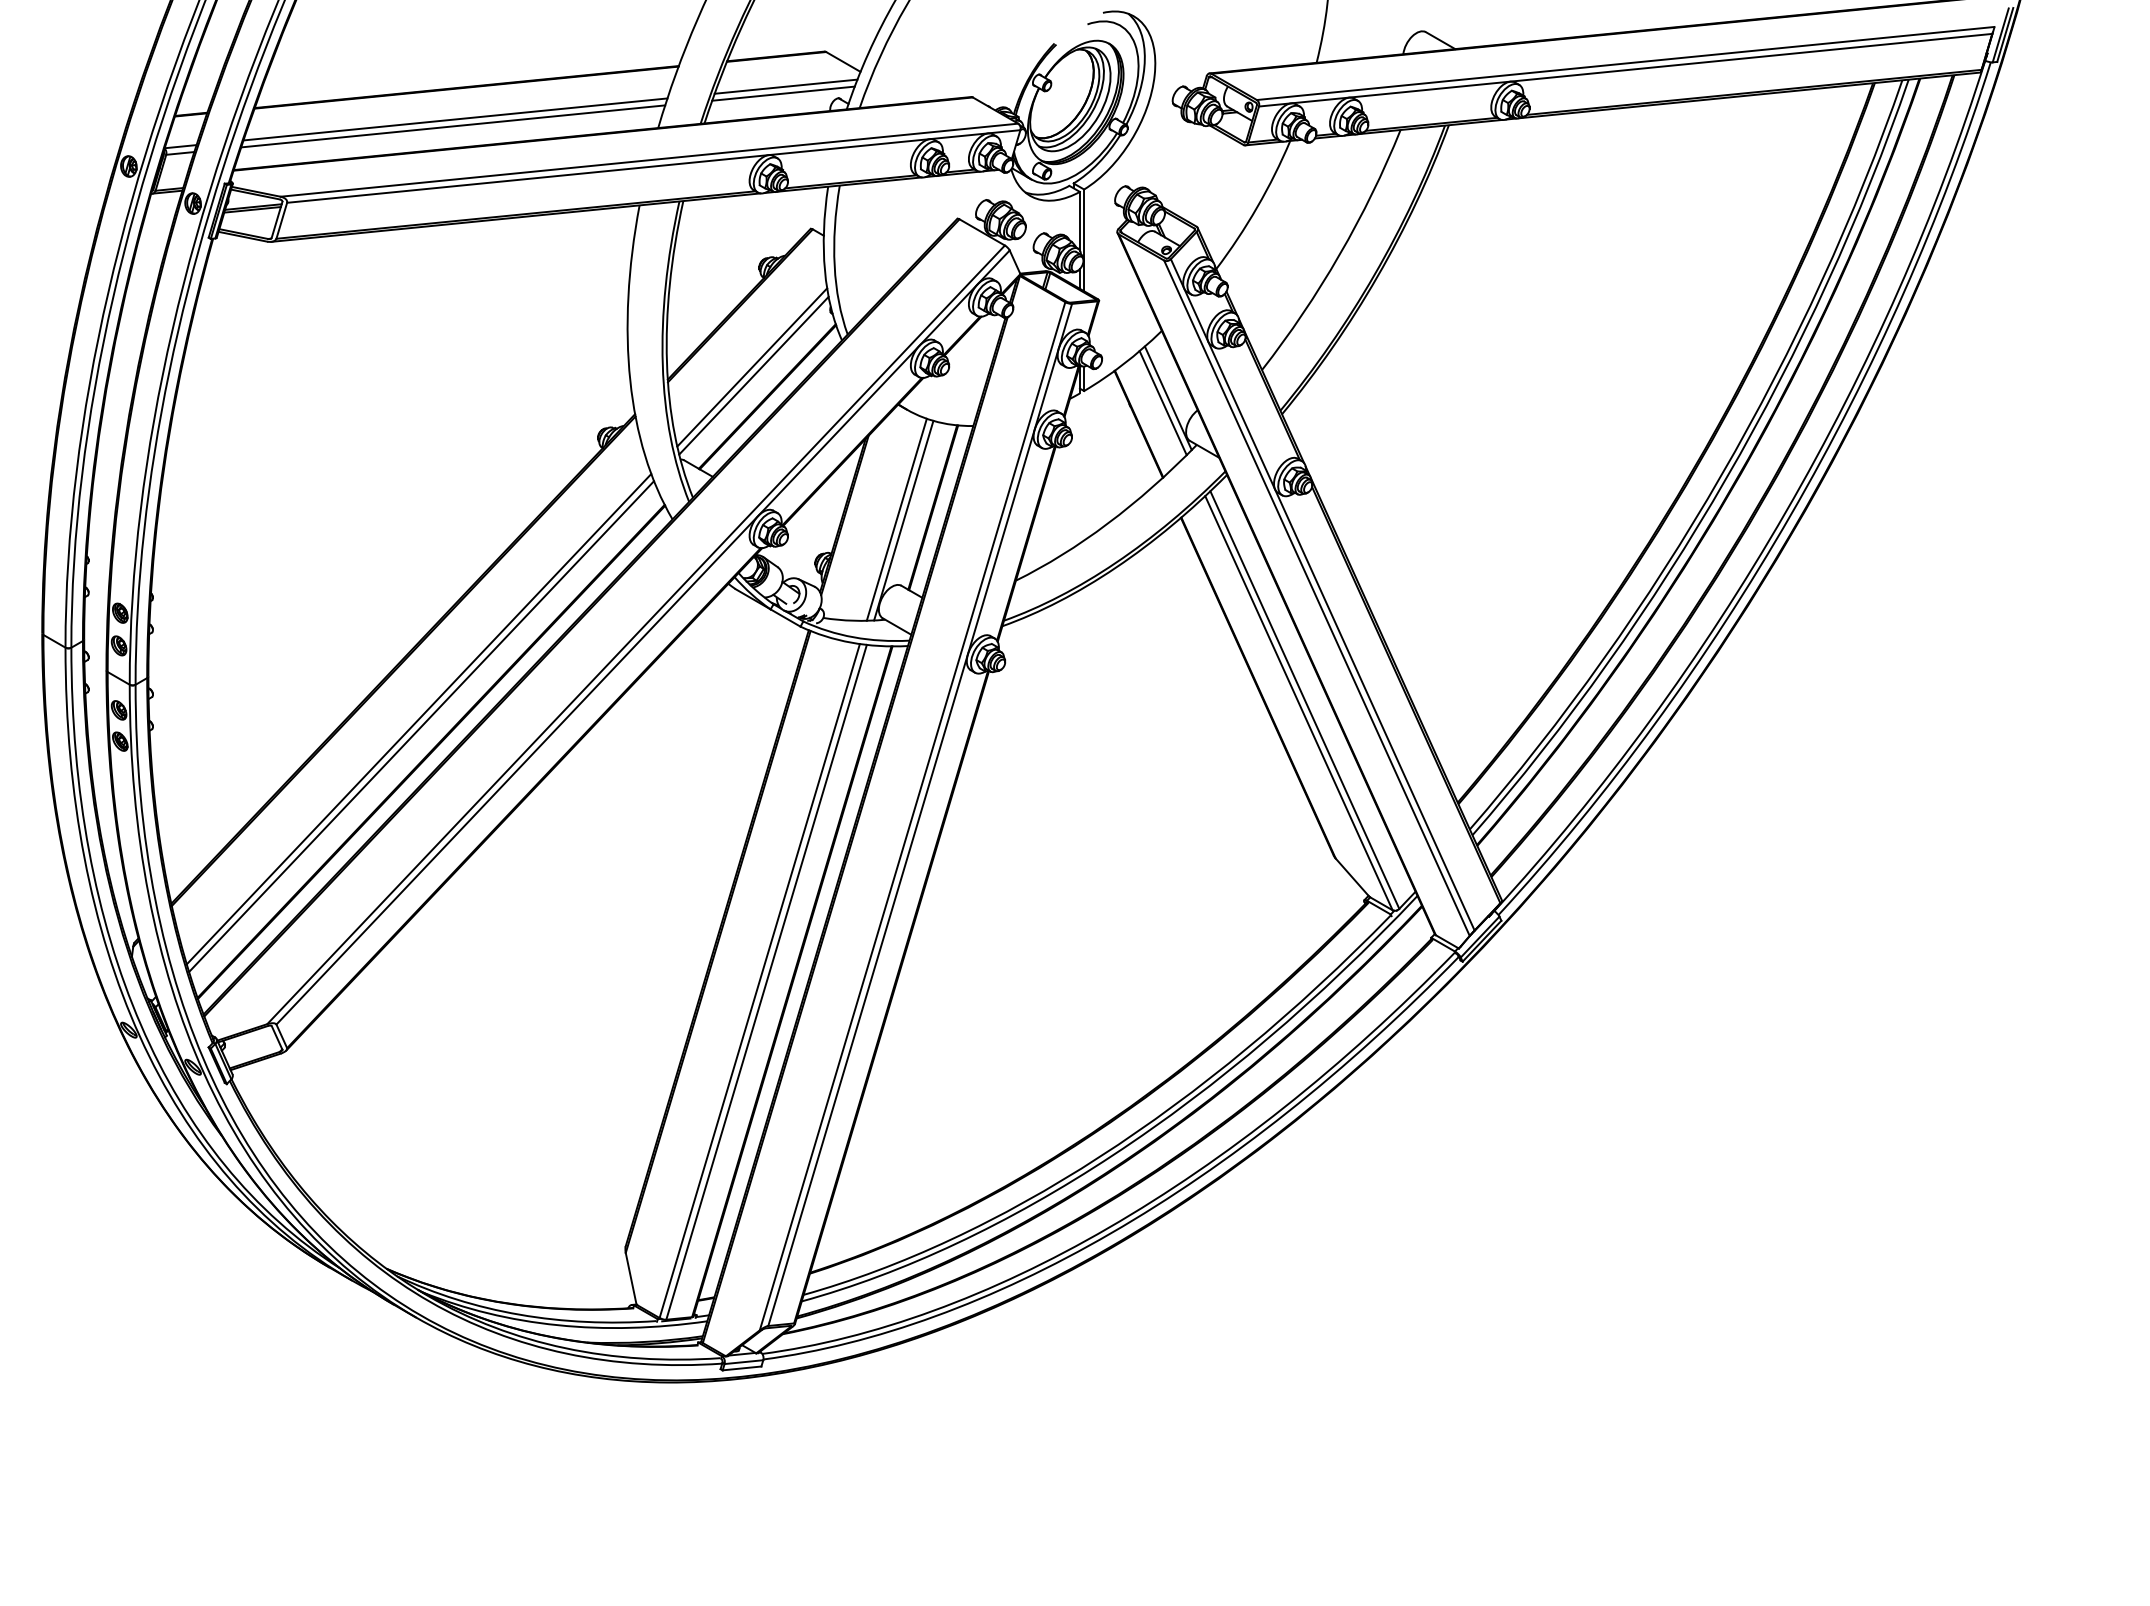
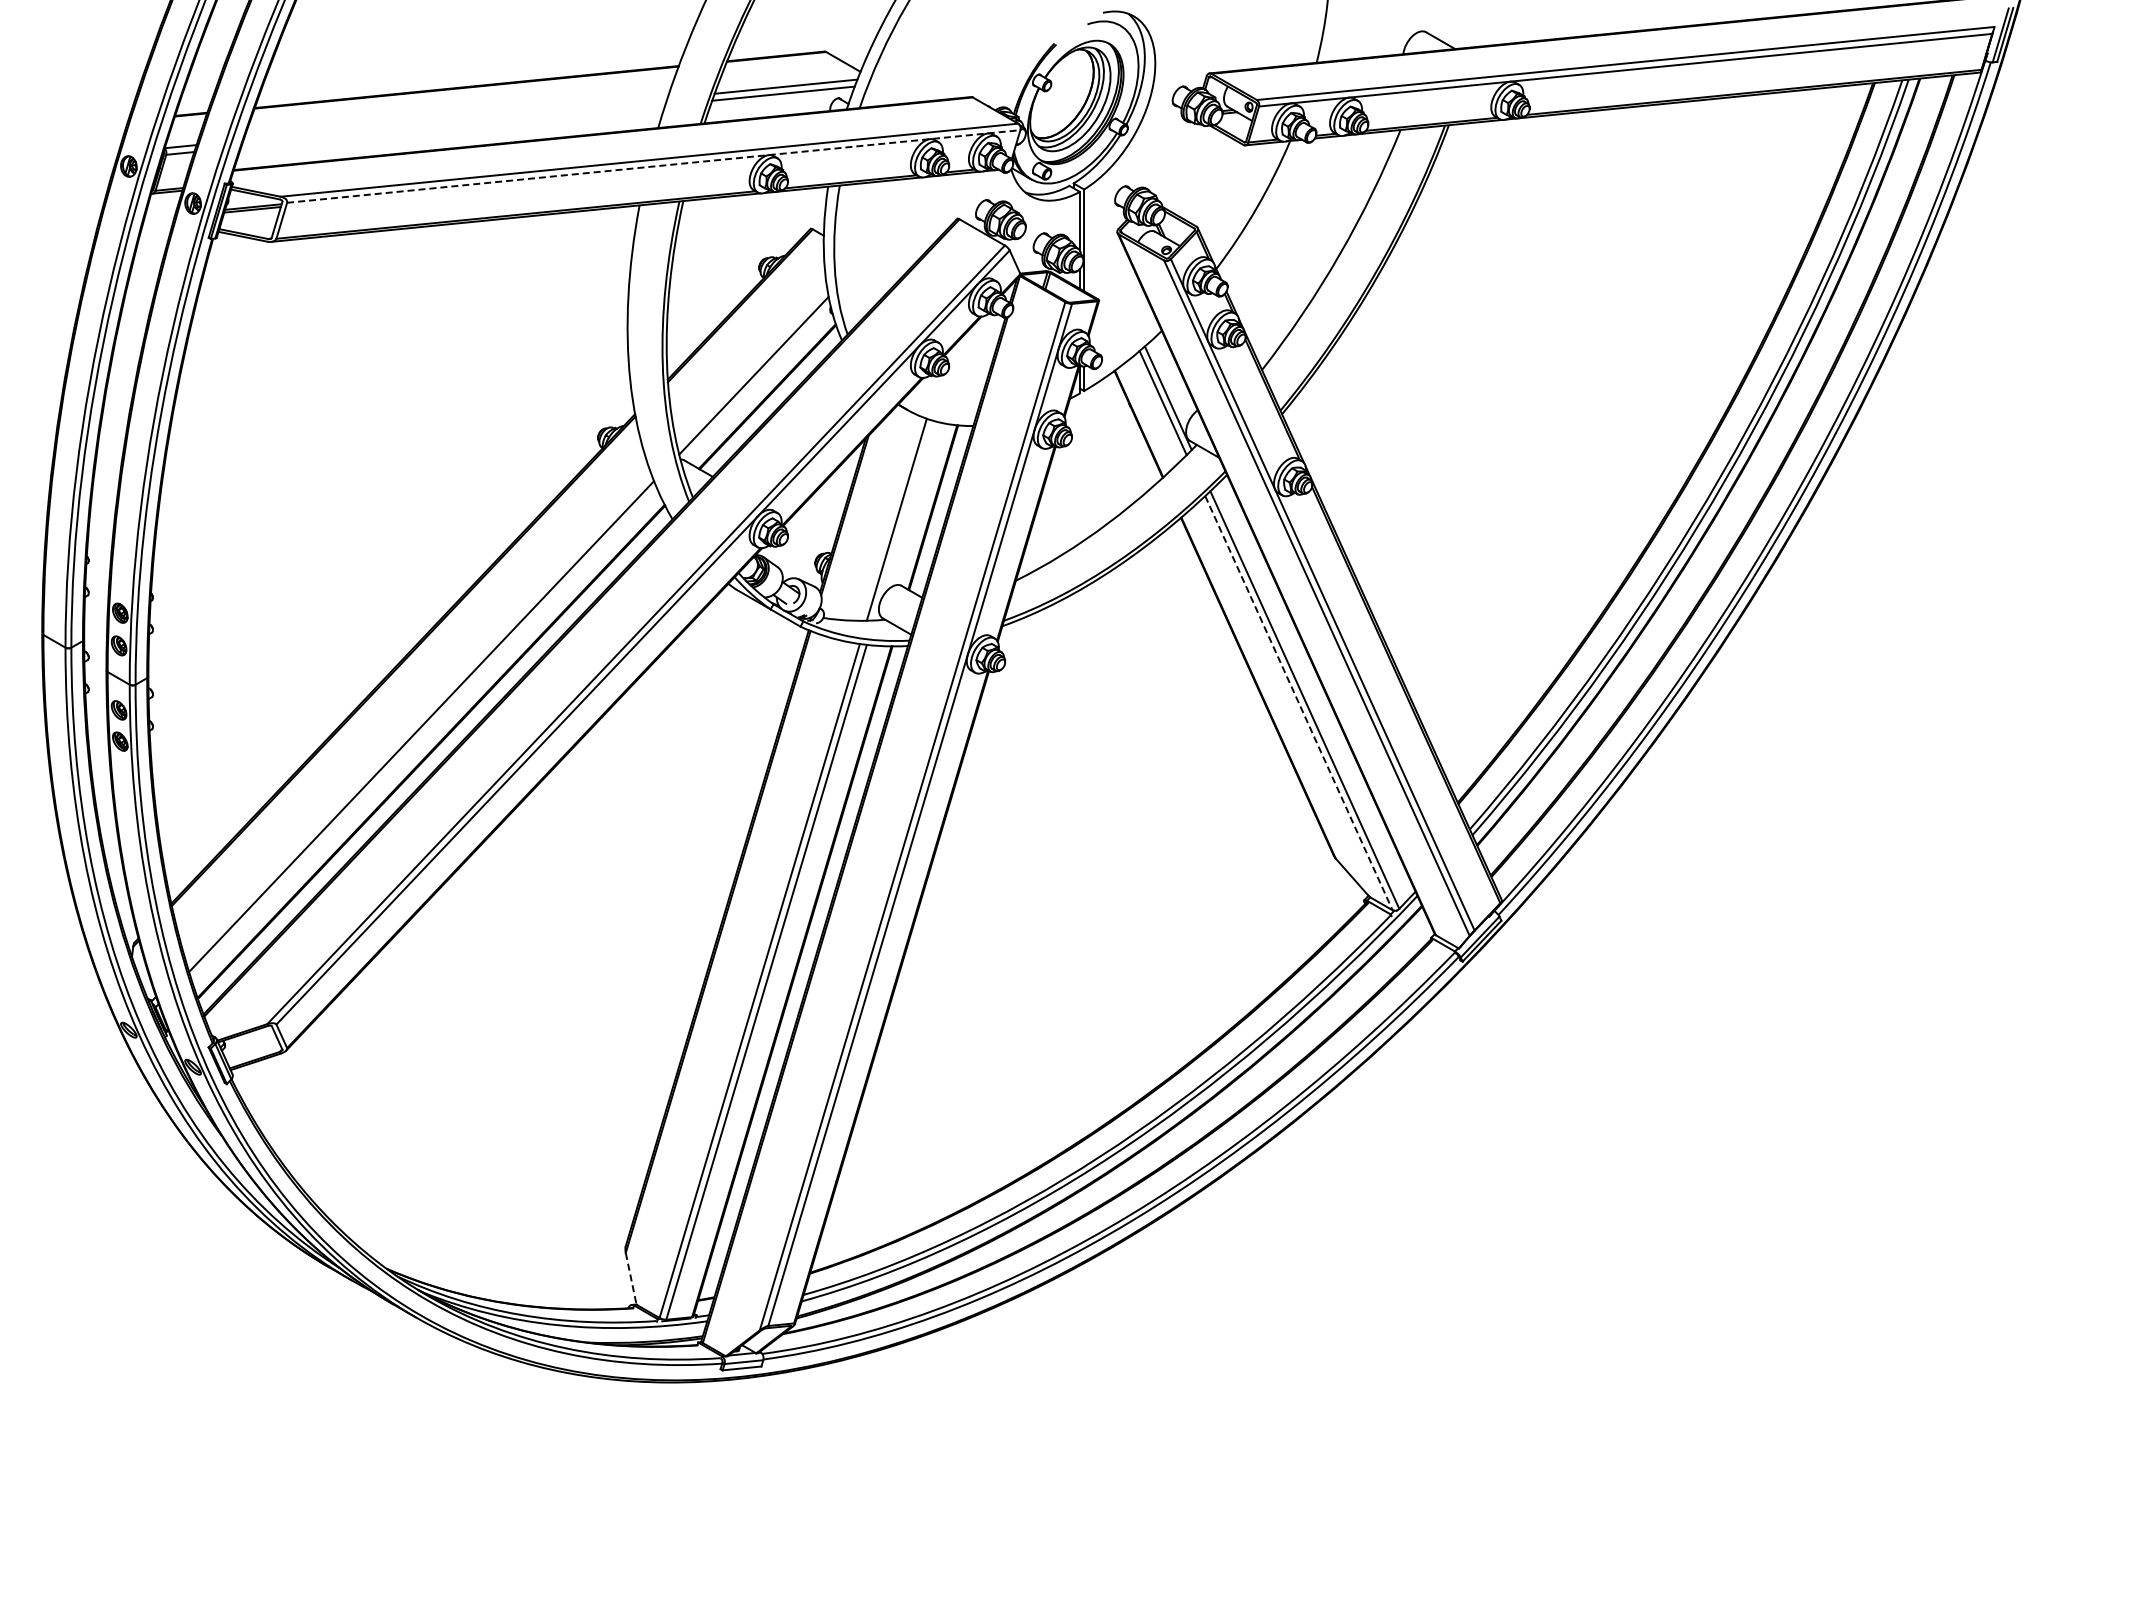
line: present -> none (455, 119)
line: present -> none (453, 126)
line: solid -> dashed (654, 166)
line: present -> none (752, 367)
line: present -> none (903, 520)
line: solid -> dashed (1299, 703)
line: present -> none (418, 719)
line: solid -> dashed (631, 1279)
